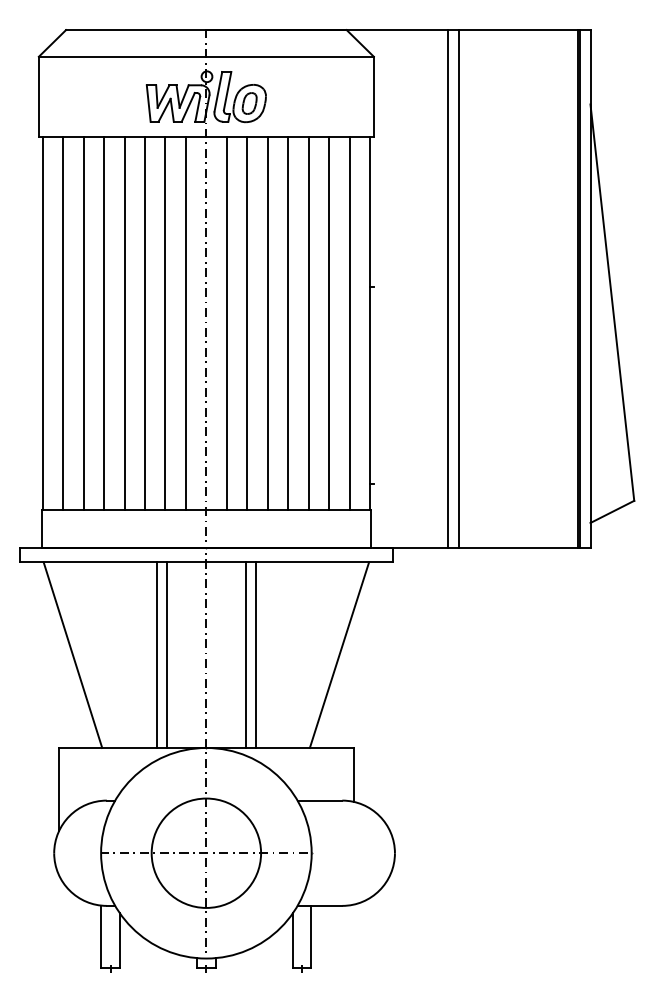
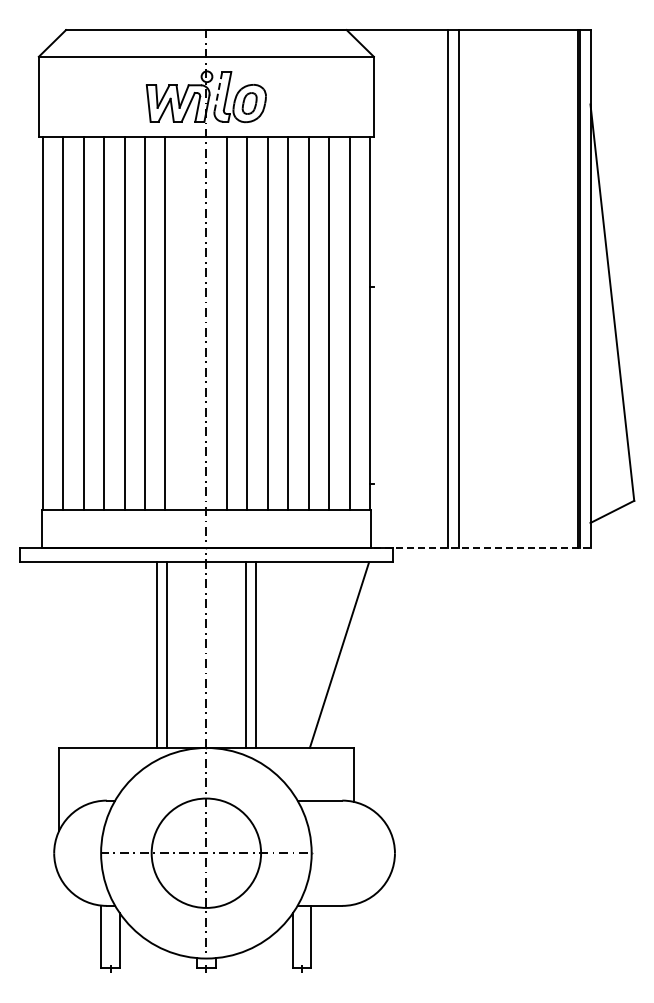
line: solid -> dashed (218, 91)
line: present -> none (185, 322)
line: solid -> dashed (482, 547)
line: present -> none (72, 654)
